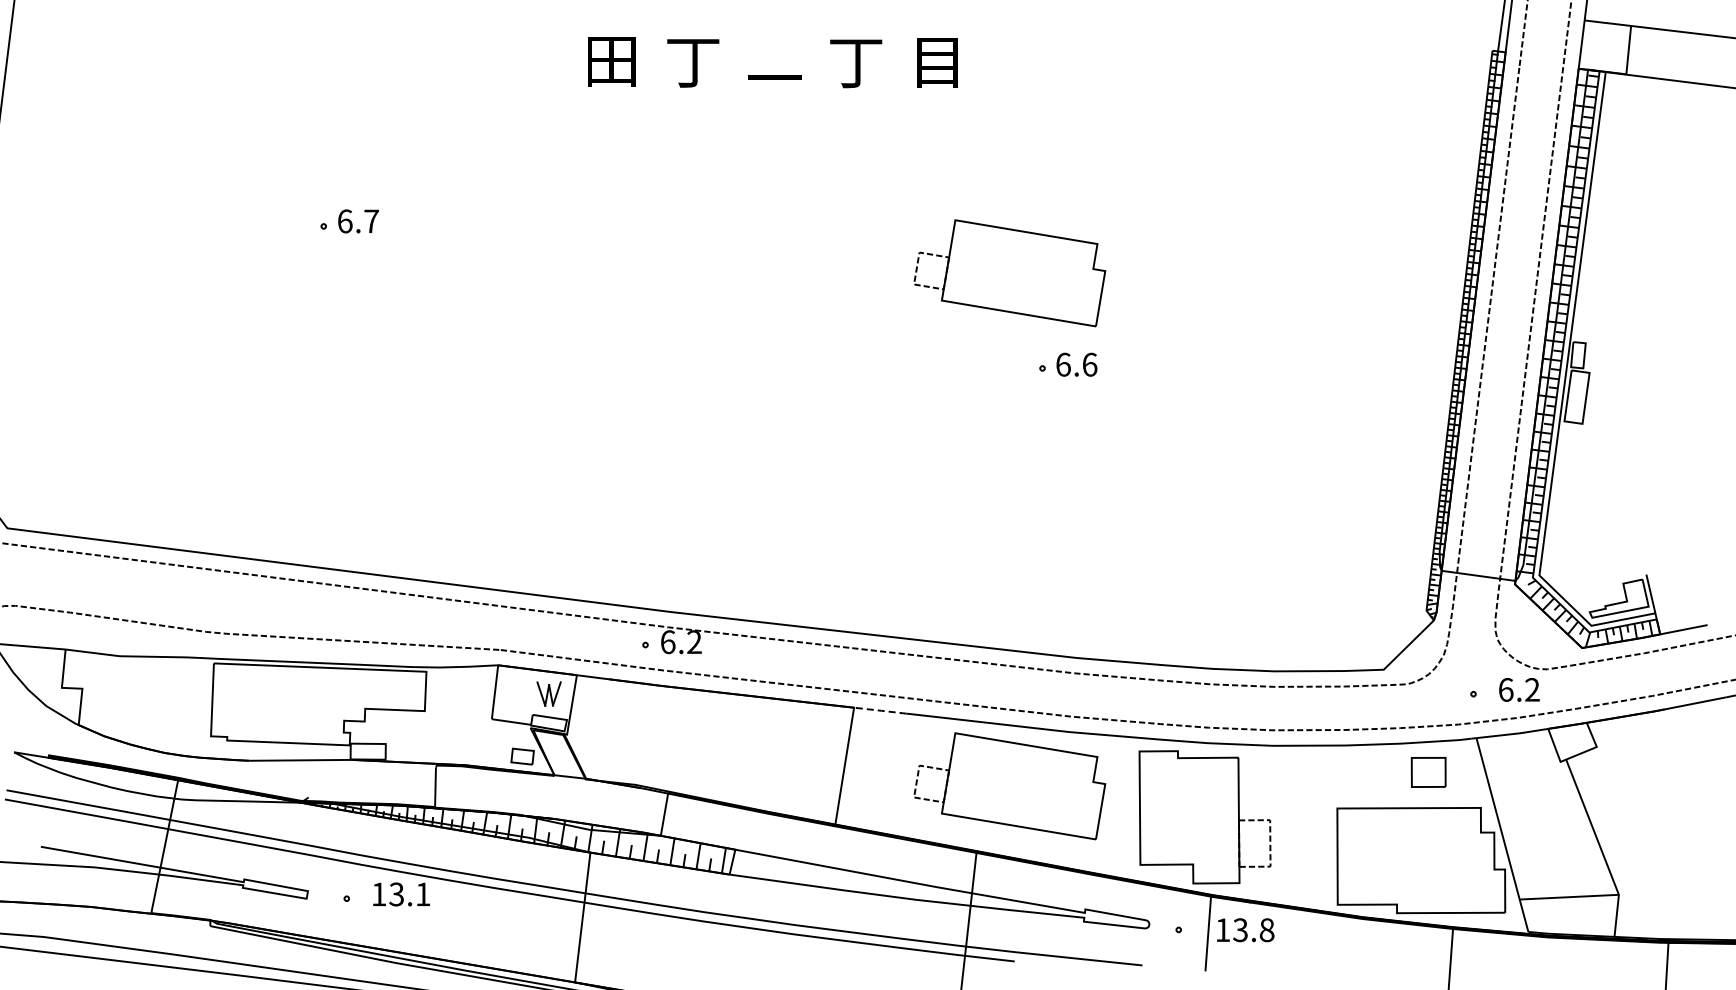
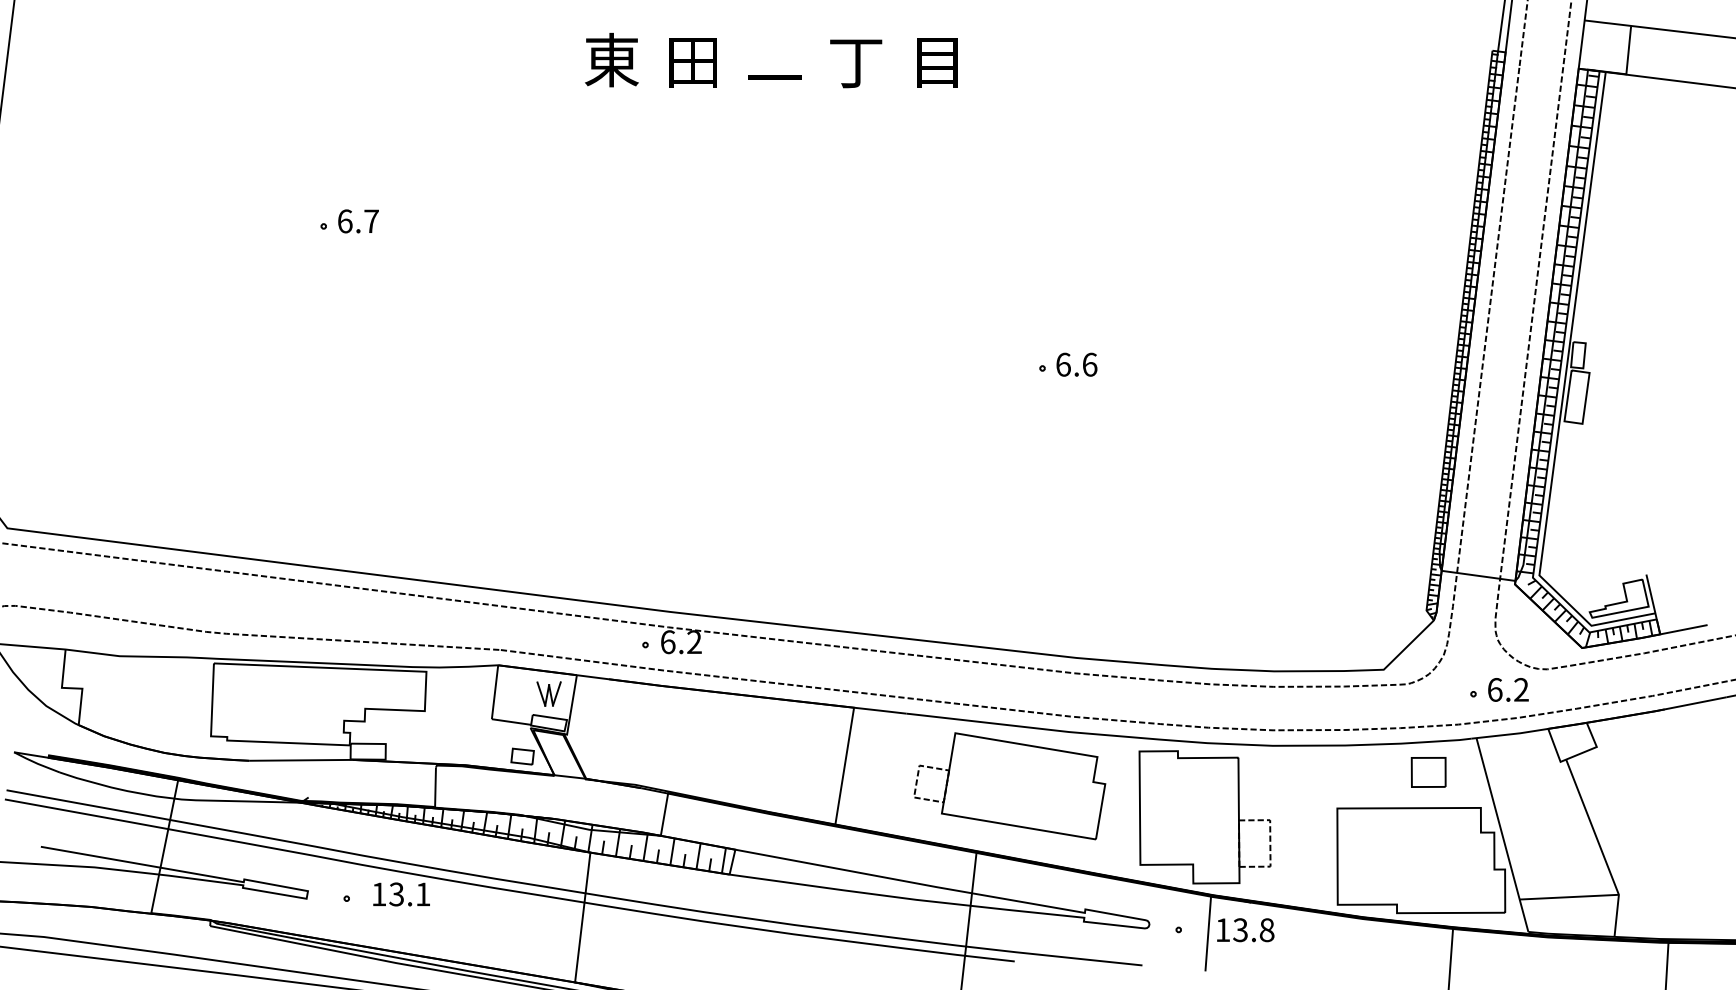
text: 田 -> 東 (611, 59)
text: 丁 -> 田 (693, 62)
part: present -> none (1009, 273)
text position: (1519, 689) -> (1508, 689) (1508, 689)
line: dashed -> solid (880, 710)
